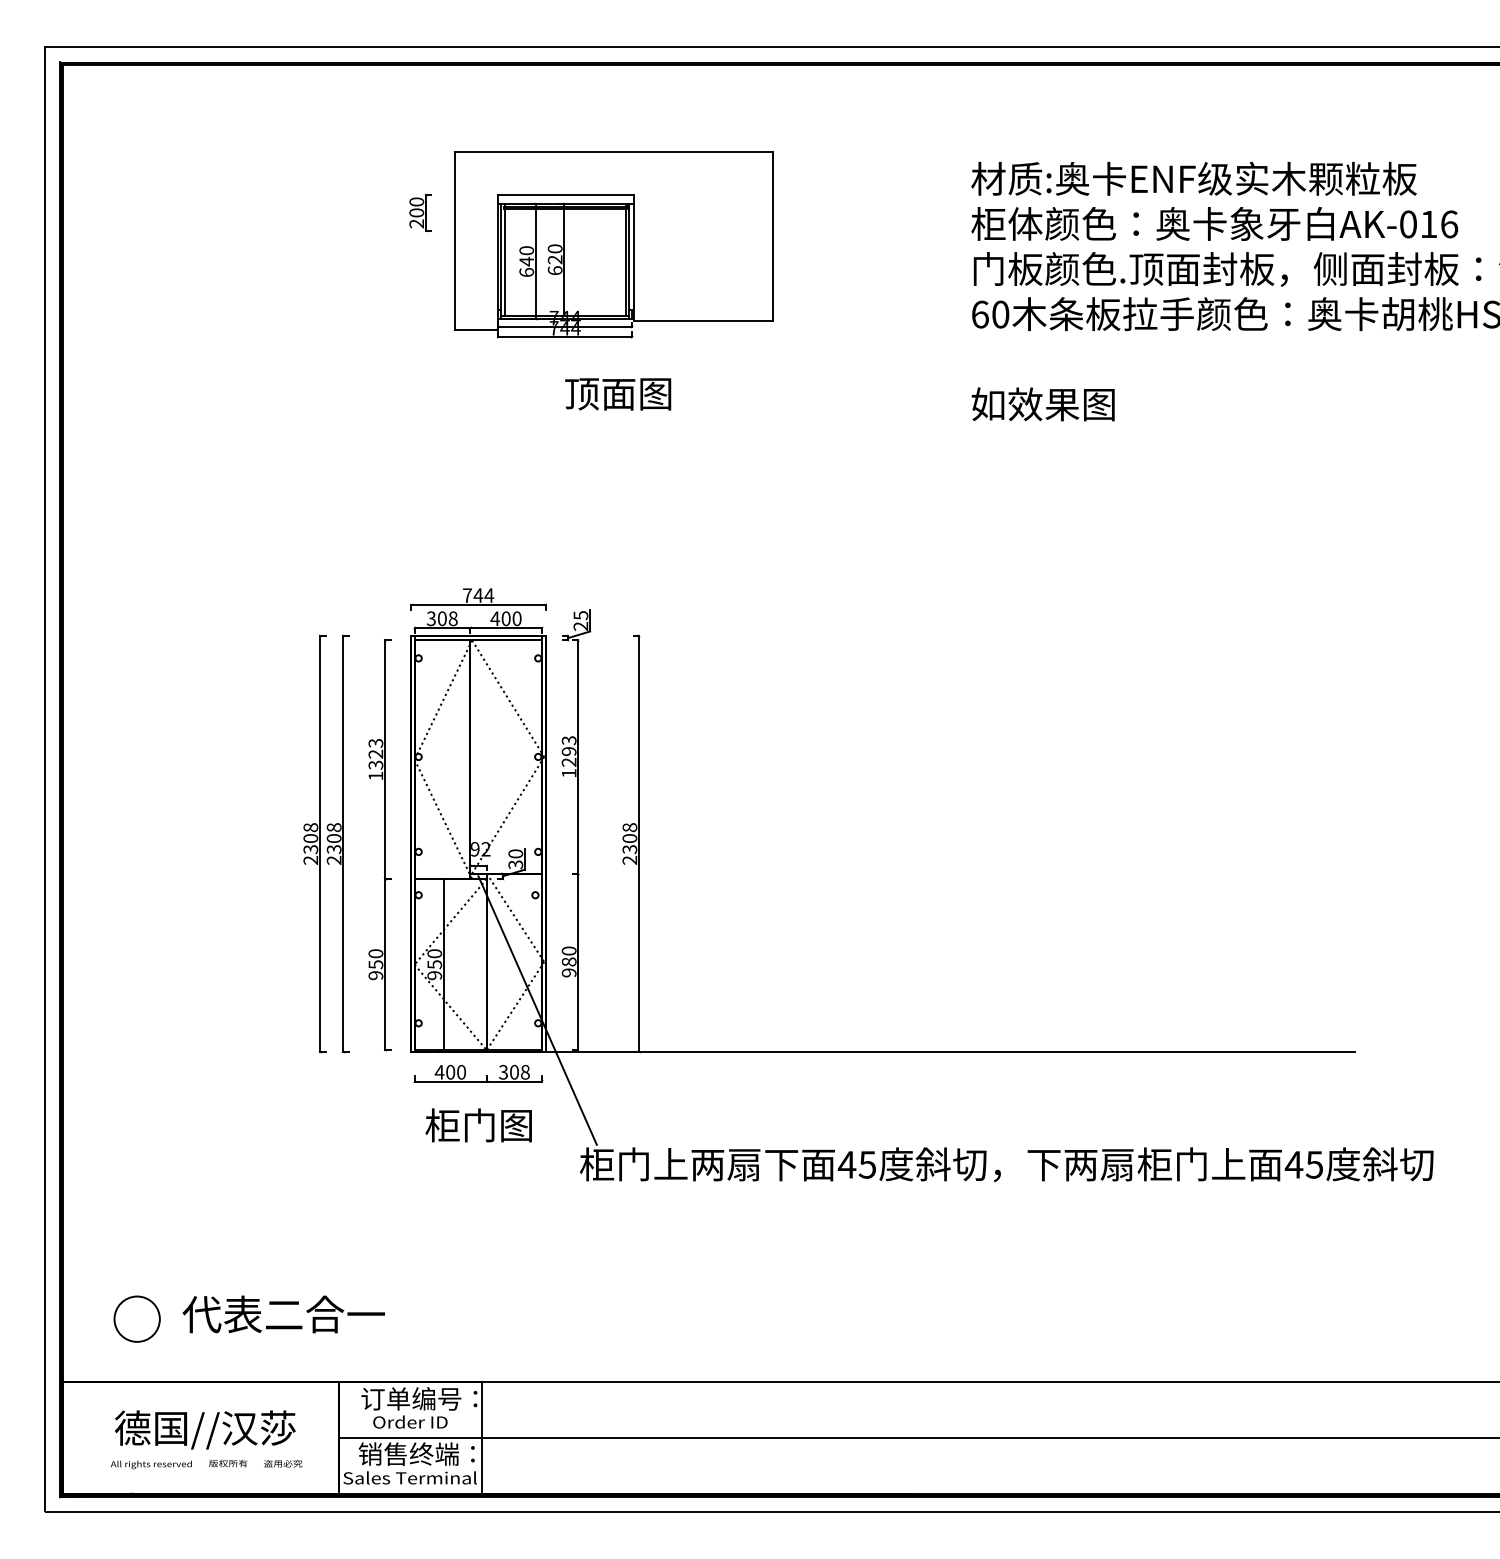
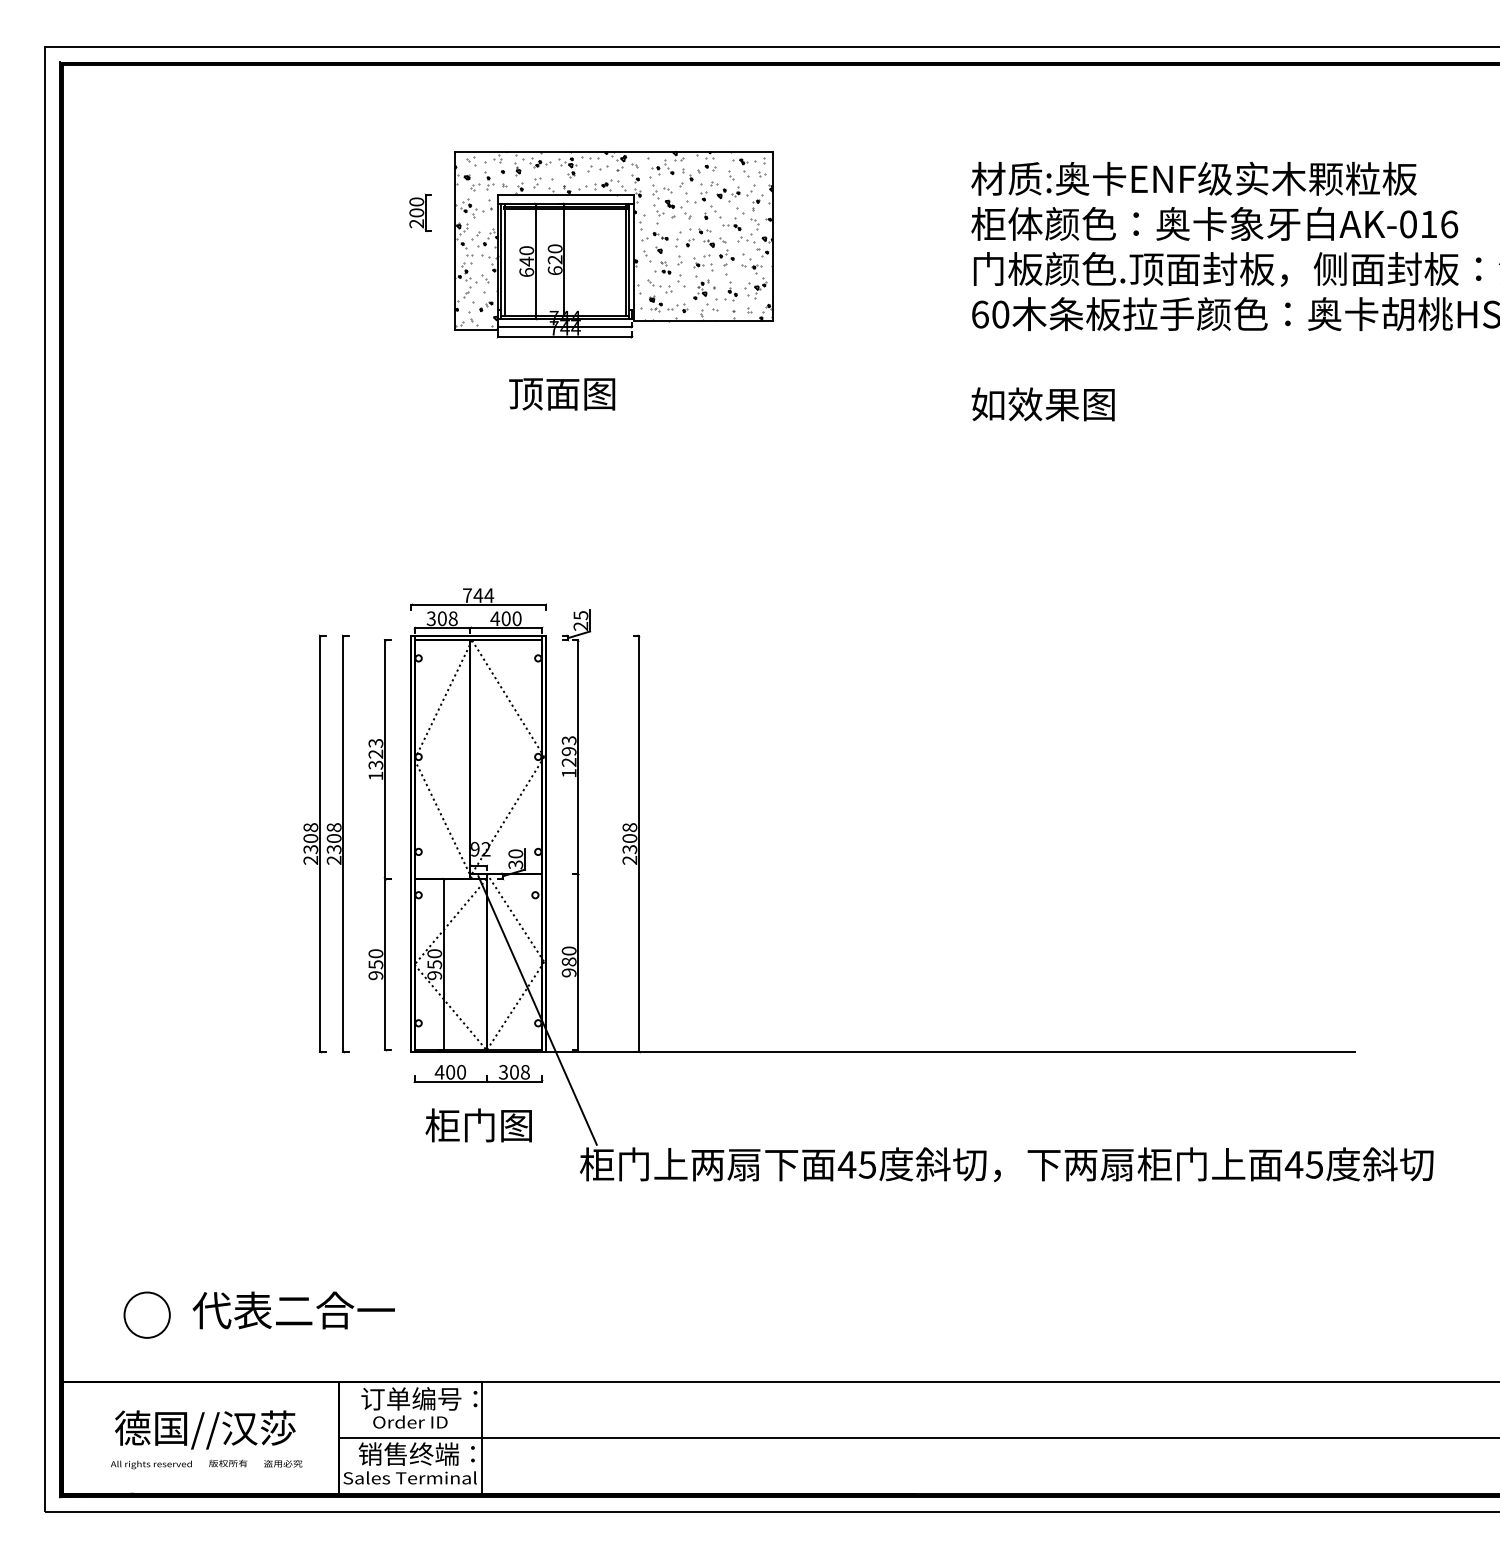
hatch: none -> present (613, 238)
text position: (618, 394) -> (562, 394) (562, 394)
part position: (248, 1318) -> (258, 1314) (258, 1314)
